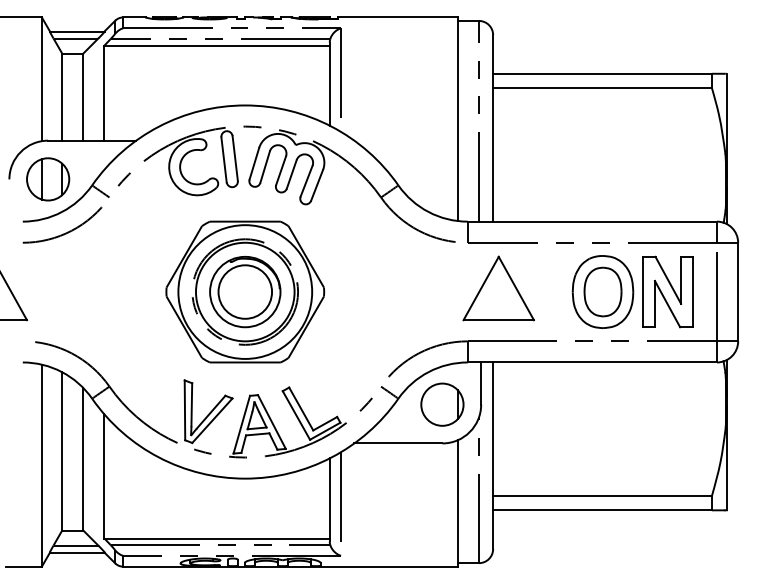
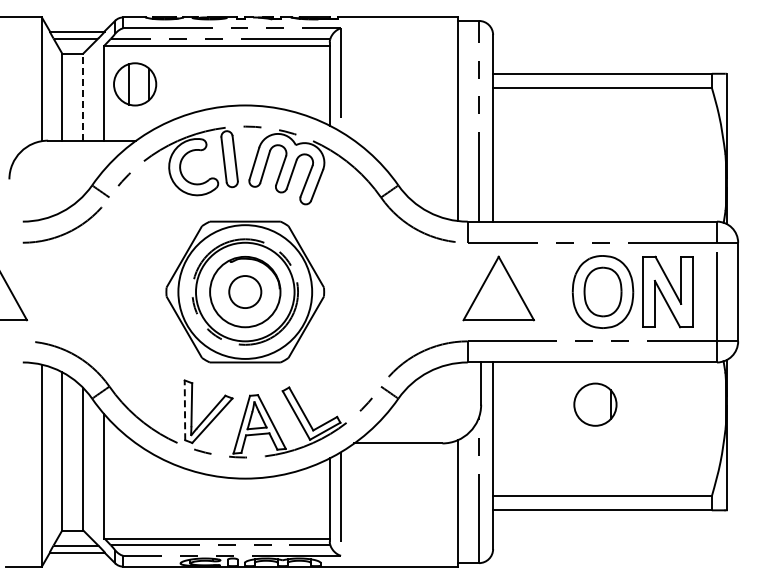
line: solid -> dashed (83, 97)
part position: (48, 179) -> (135, 84) (135, 84)
circle diameter: 54 px -> 32 px (245, 292)
part position: (442, 404) -> (595, 404) (595, 404)
line: solid -> dashed (184, 410)
